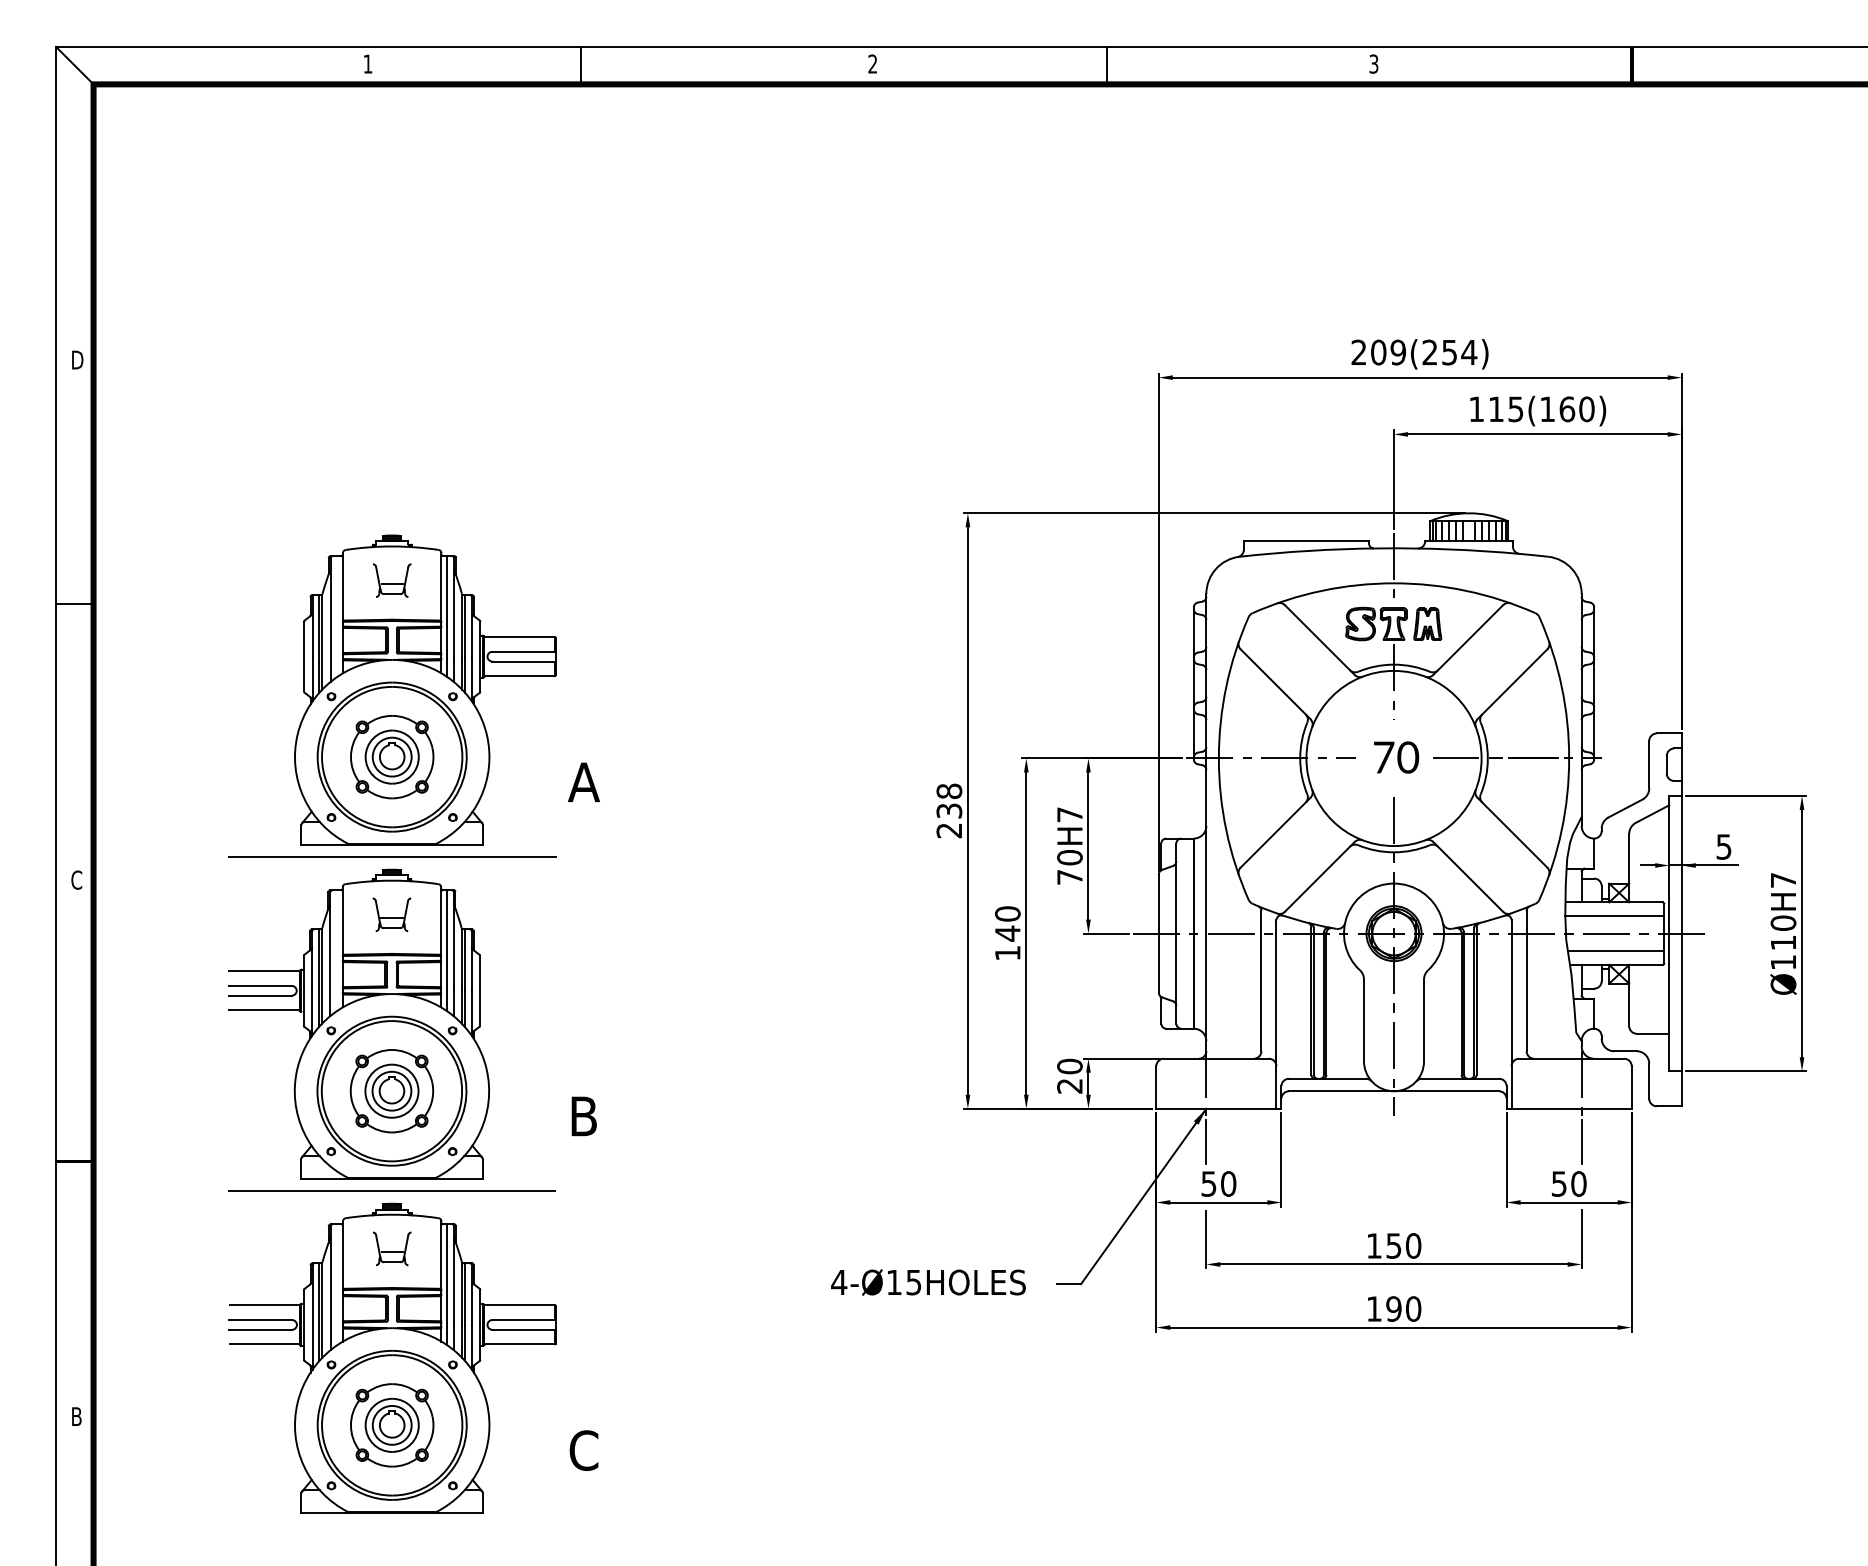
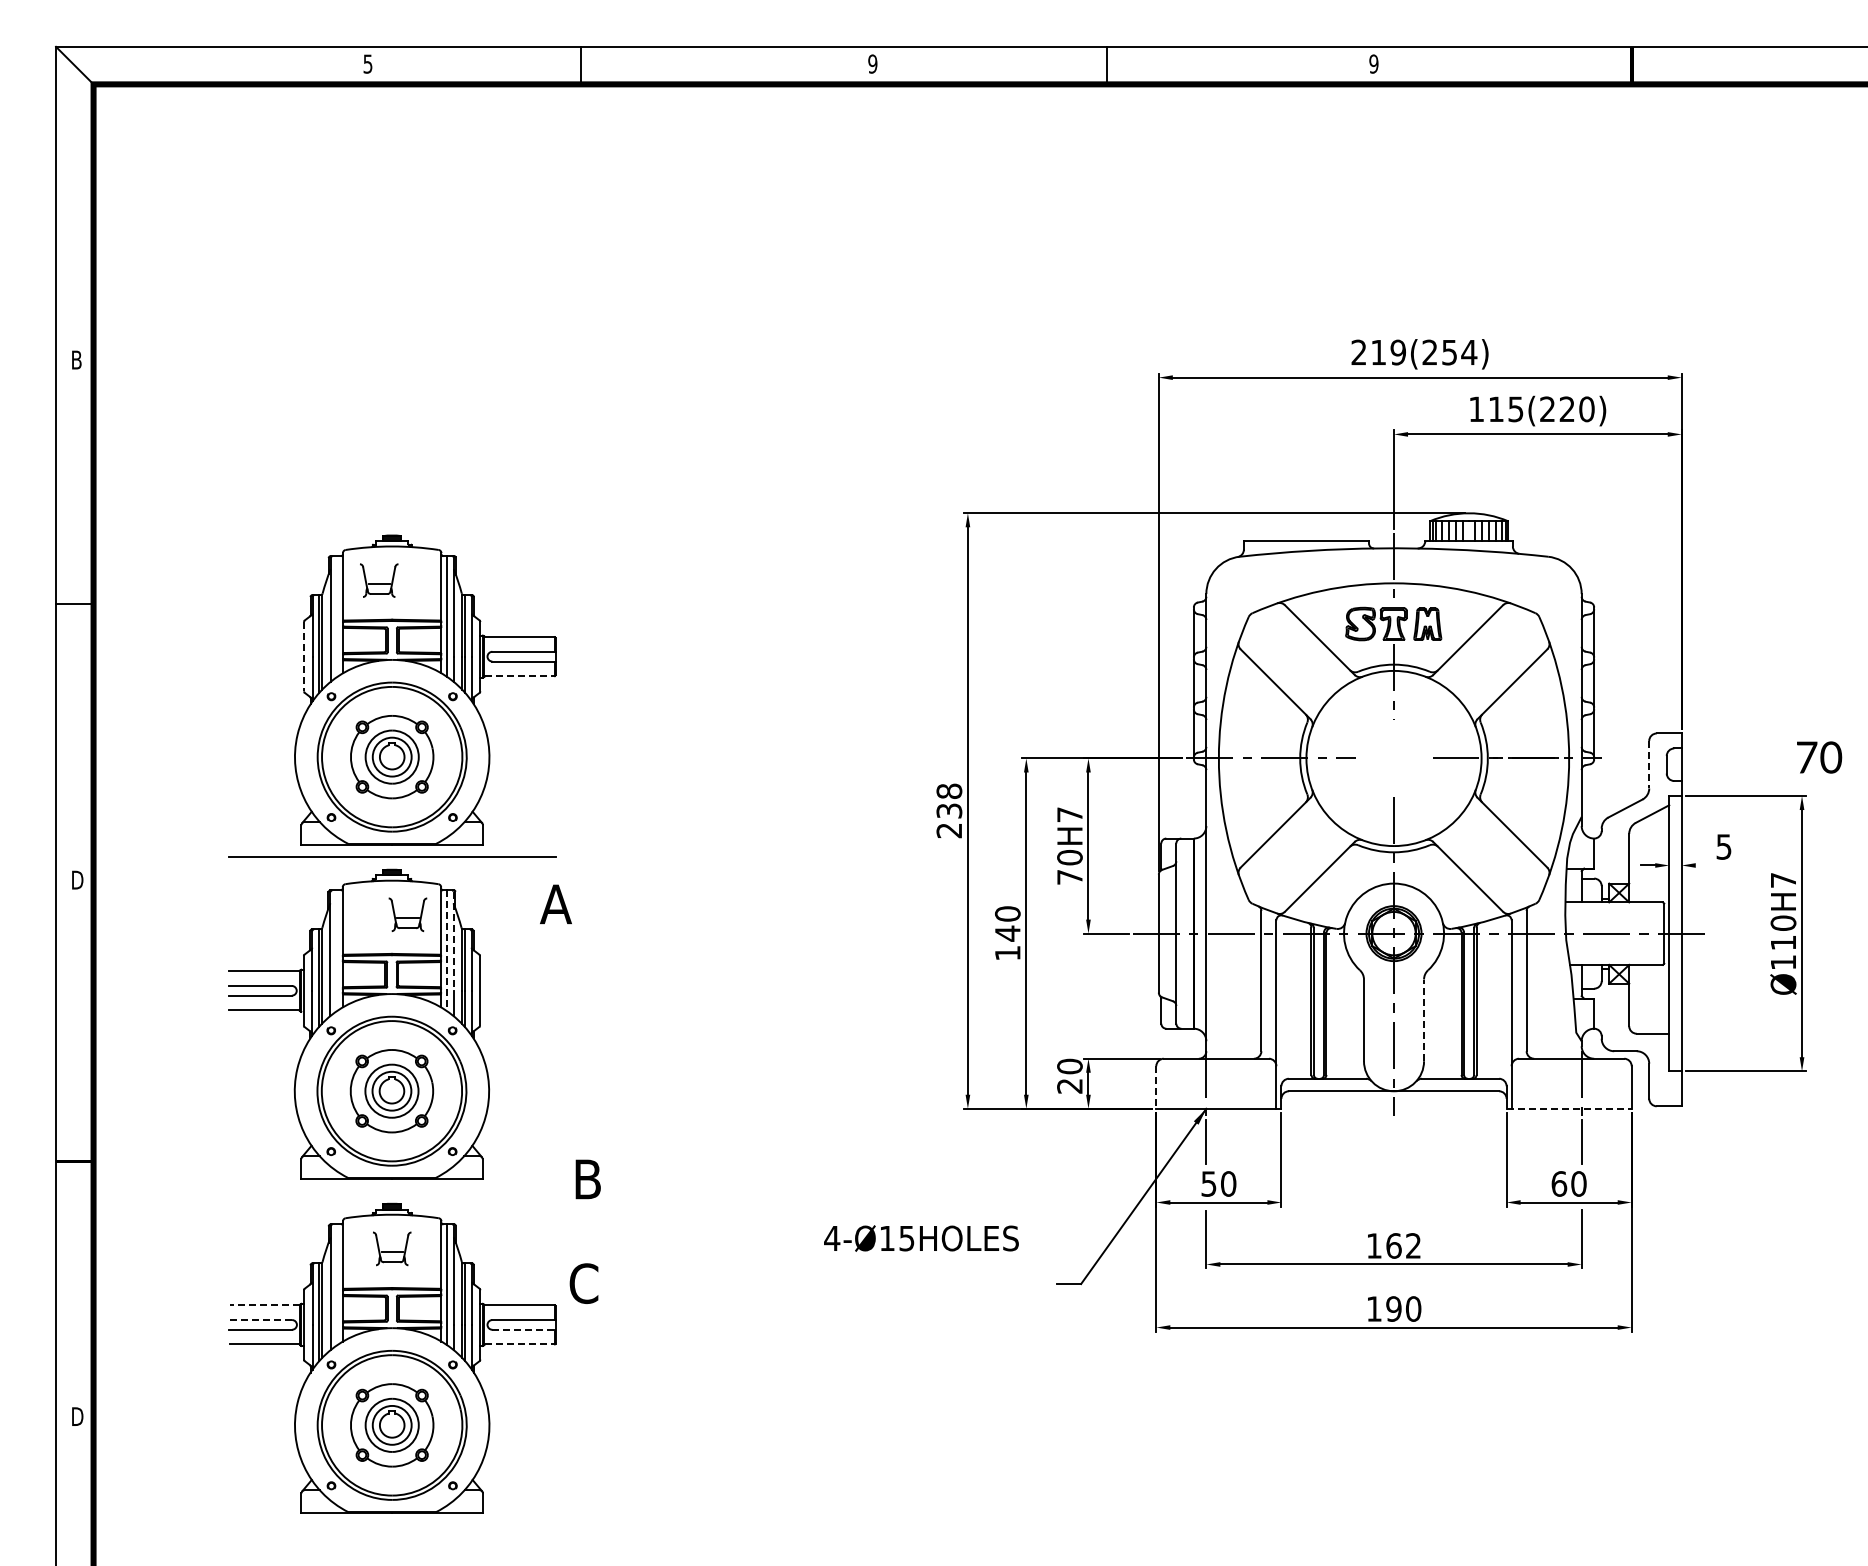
text: 1 -> 5 (367, 63)
text: 2 -> 9 (872, 63)
text: 3 -> 9 (1373, 63)
text: 209(254) -> 219(254) (1378, 352)
text: D -> B (78, 360)
text: 115(160) -> 115(220) (1557, 409)
part position: (392, 580) -> (379, 580) (379, 580)
line: solid -> dashed (304, 656)
line: solid -> dashed (520, 676)
text position: (1396, 757) -> (1819, 757) (1819, 757)
line: solid -> dashed (1649, 764)
text position: (583, 781) -> (555, 903) (555, 903)
line: present -> none (1703, 865)
text: C -> D (77, 879)
part position: (391, 914) -> (407, 914) (407, 914)
line: present -> none (1614, 916)
line: solid -> dashed (453, 941)
line: solid -> dashed (447, 951)
line: present -> none (1615, 951)
line: solid -> dashed (1424, 1020)
line: solid -> dashed (1156, 1088)
line: solid -> dashed (1569, 1108)
text position: (583, 1116) -> (587, 1179) (587, 1179)
text: 50 -> 60 (1559, 1183)
line: present -> none (391, 1191)
text: 150 -> 162 (1403, 1245)
text position: (928, 1282) -> (921, 1238) (921, 1238)
line: solid -> dashed (264, 1305)
line: solid -> dashed (260, 1320)
line: solid -> dashed (523, 1329)
line: solid -> dashed (520, 1344)
text: B -> D (78, 1416)
text position: (583, 1450) -> (583, 1283) (583, 1283)
